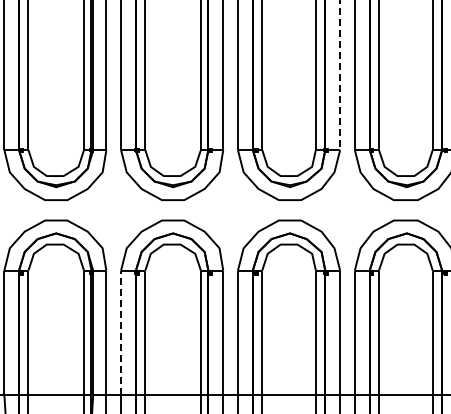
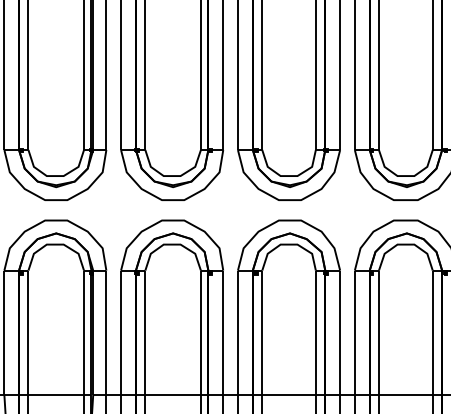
line: dashed -> solid (340, 75)
line: dashed -> solid (121, 332)
